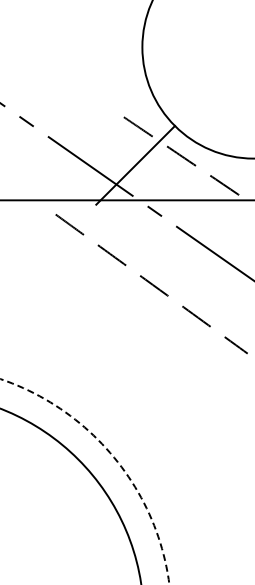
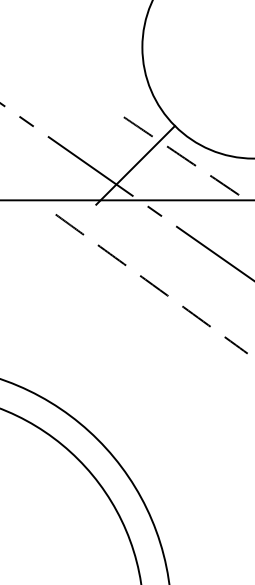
circle: dashed -> solid (84, 481)
